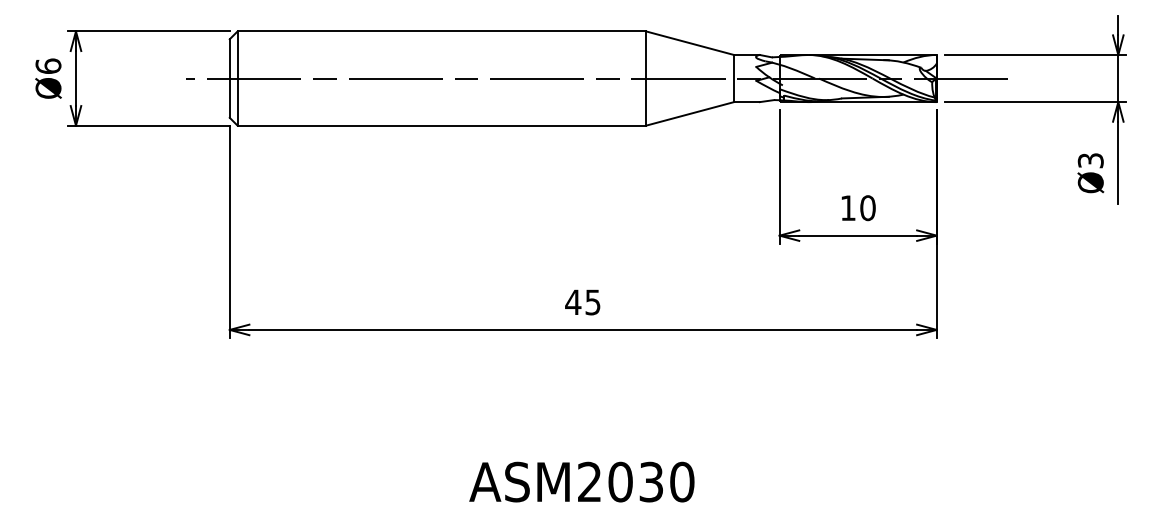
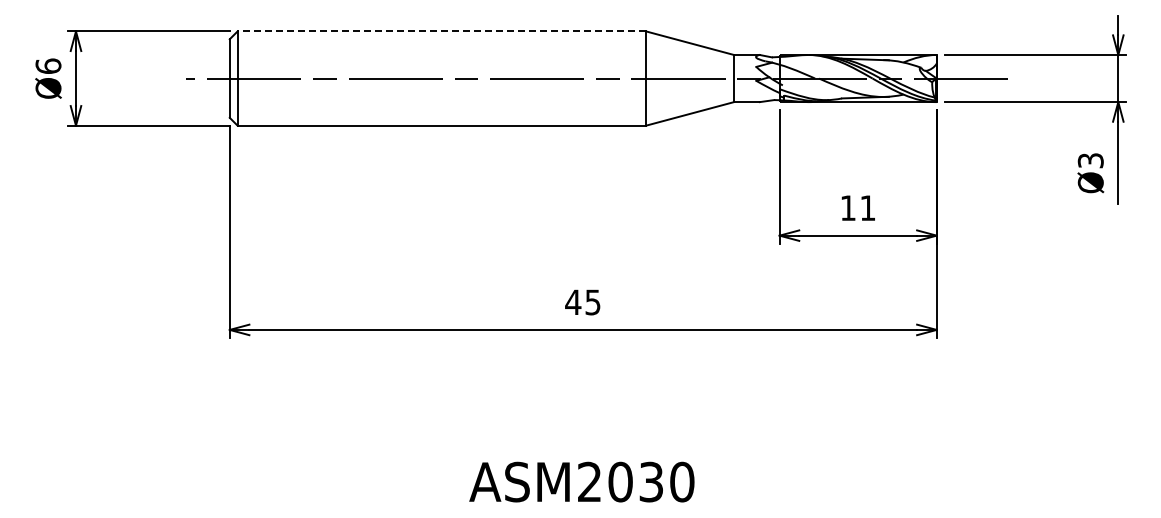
line: solid -> dashed (441, 31)
text: 10 -> 11 (867, 208)
